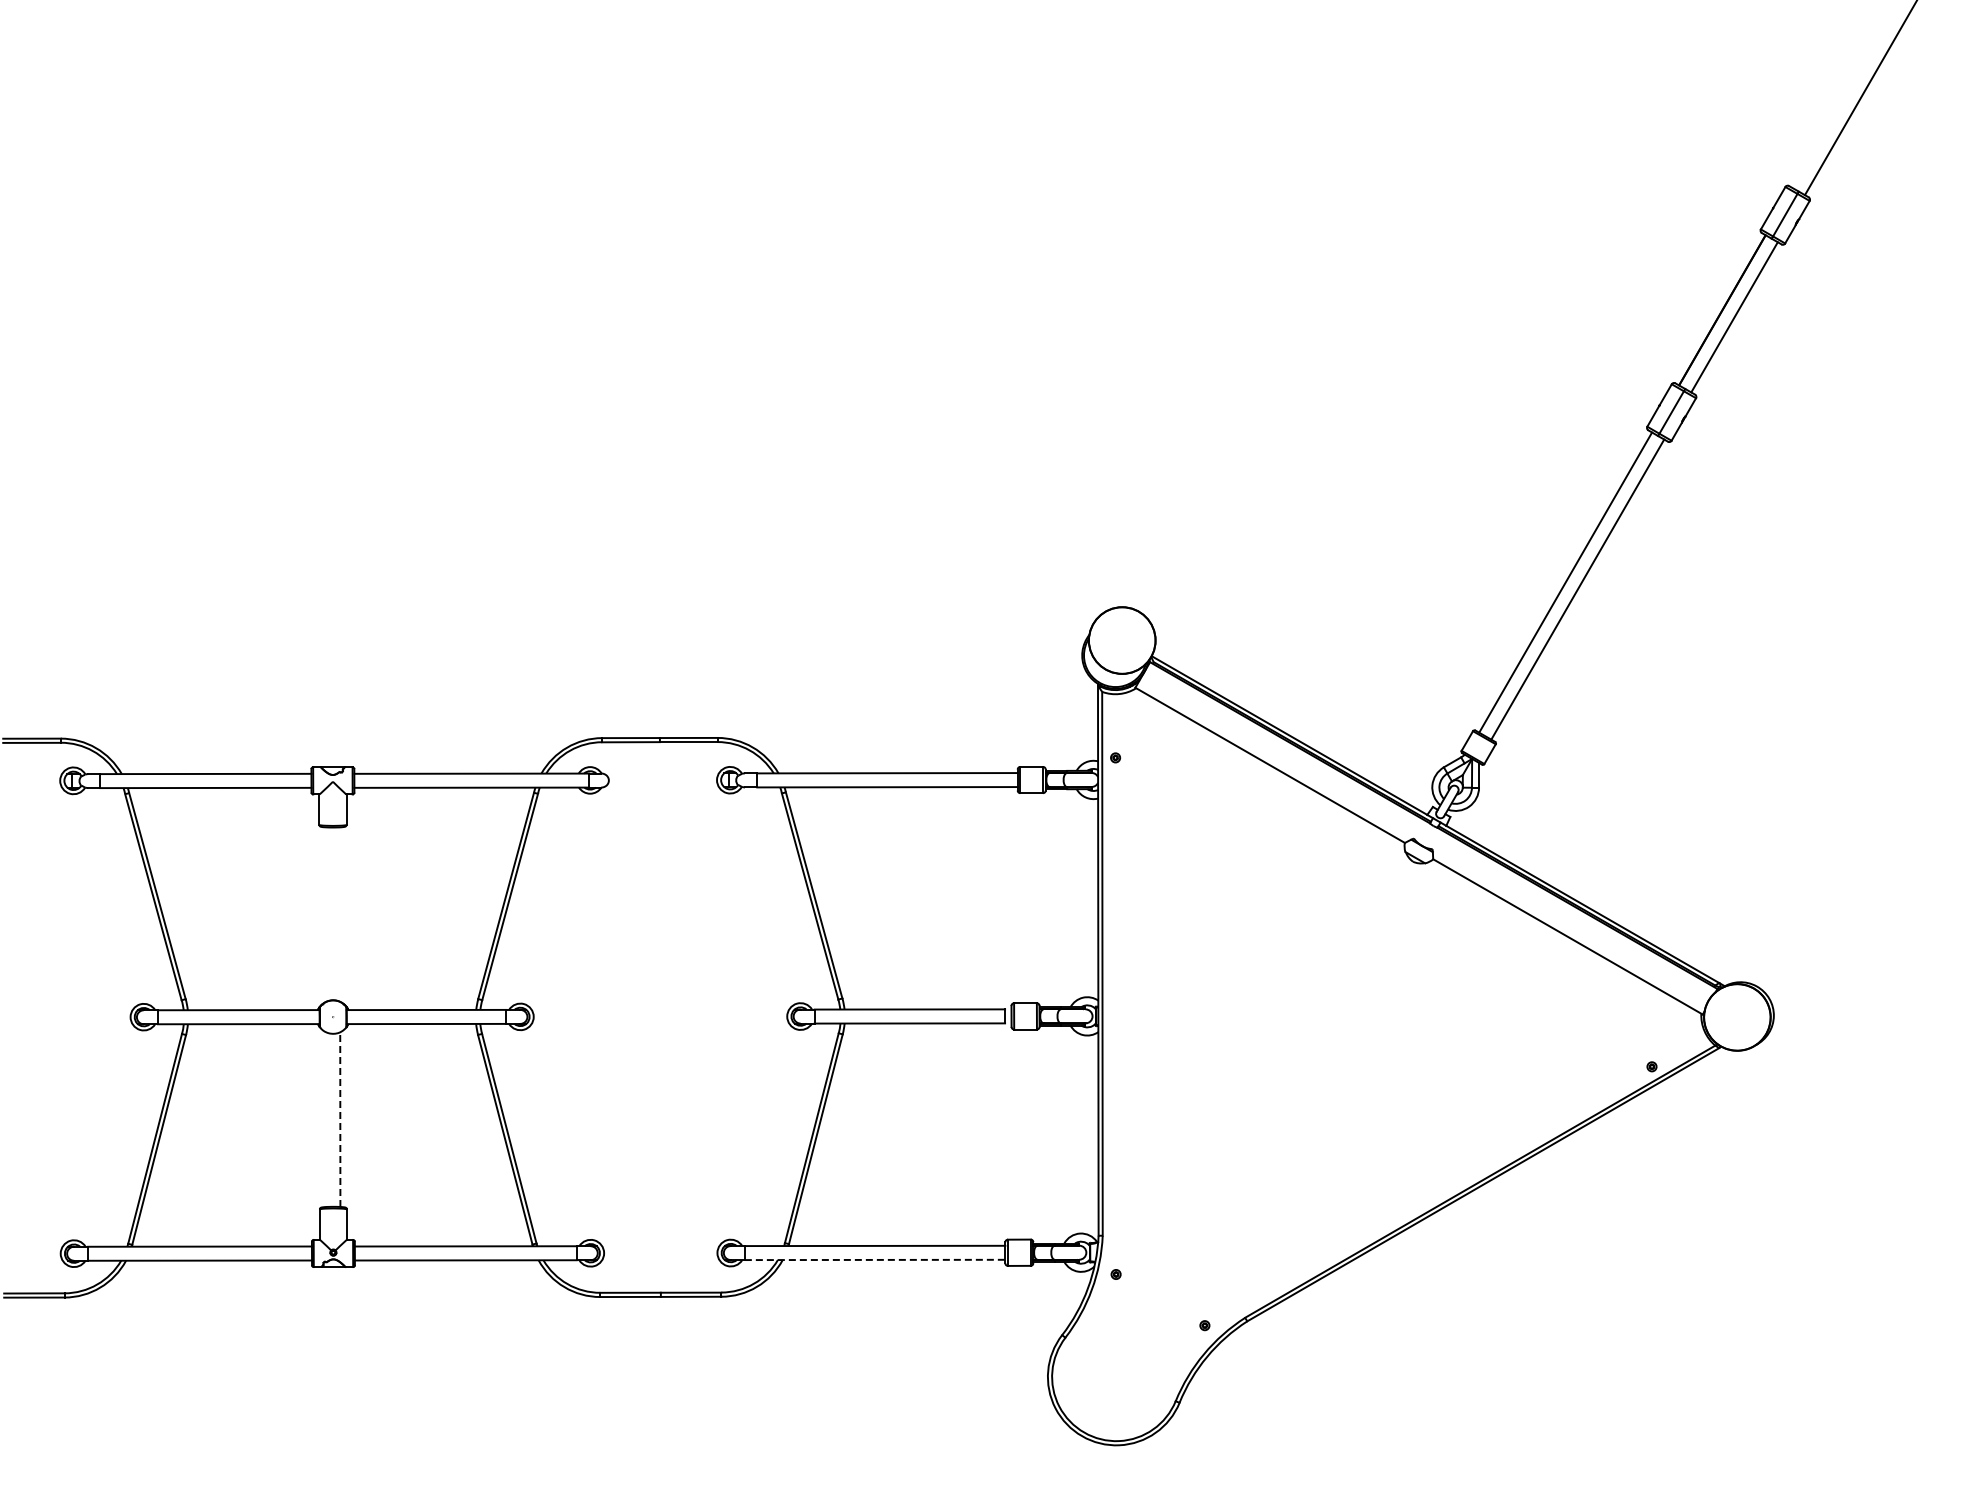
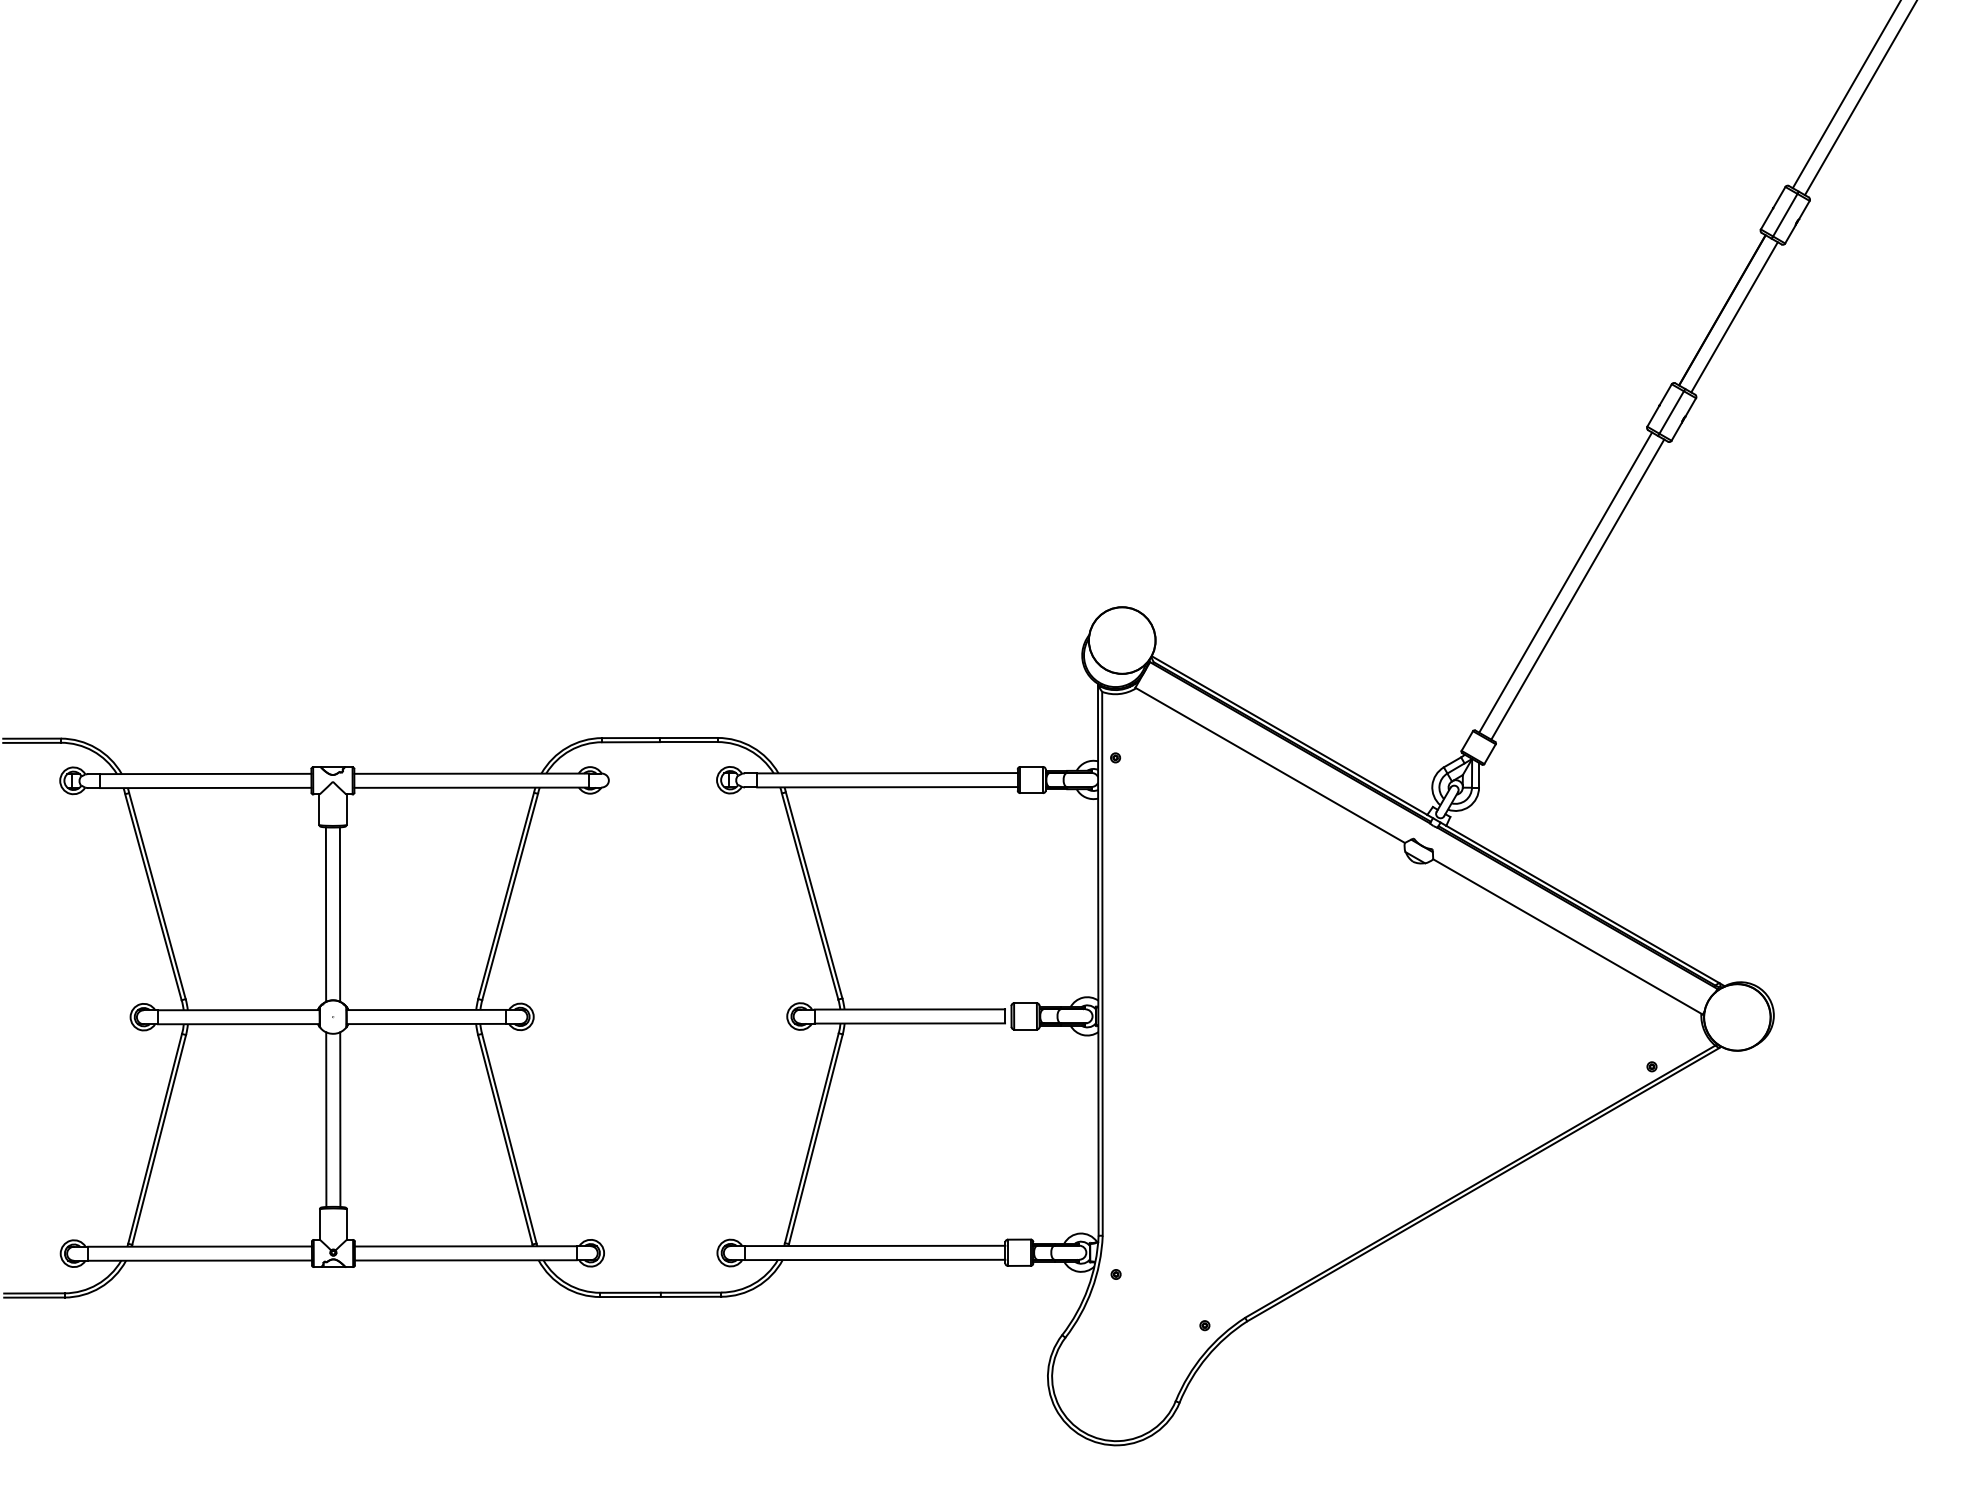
line: none -> present (1845, 95)
line: none -> present (325, 914)
line: none -> present (339, 914)
line: none -> present (326, 1119)
line: dashed -> solid (340, 1119)
line: dashed -> solid (875, 1259)
